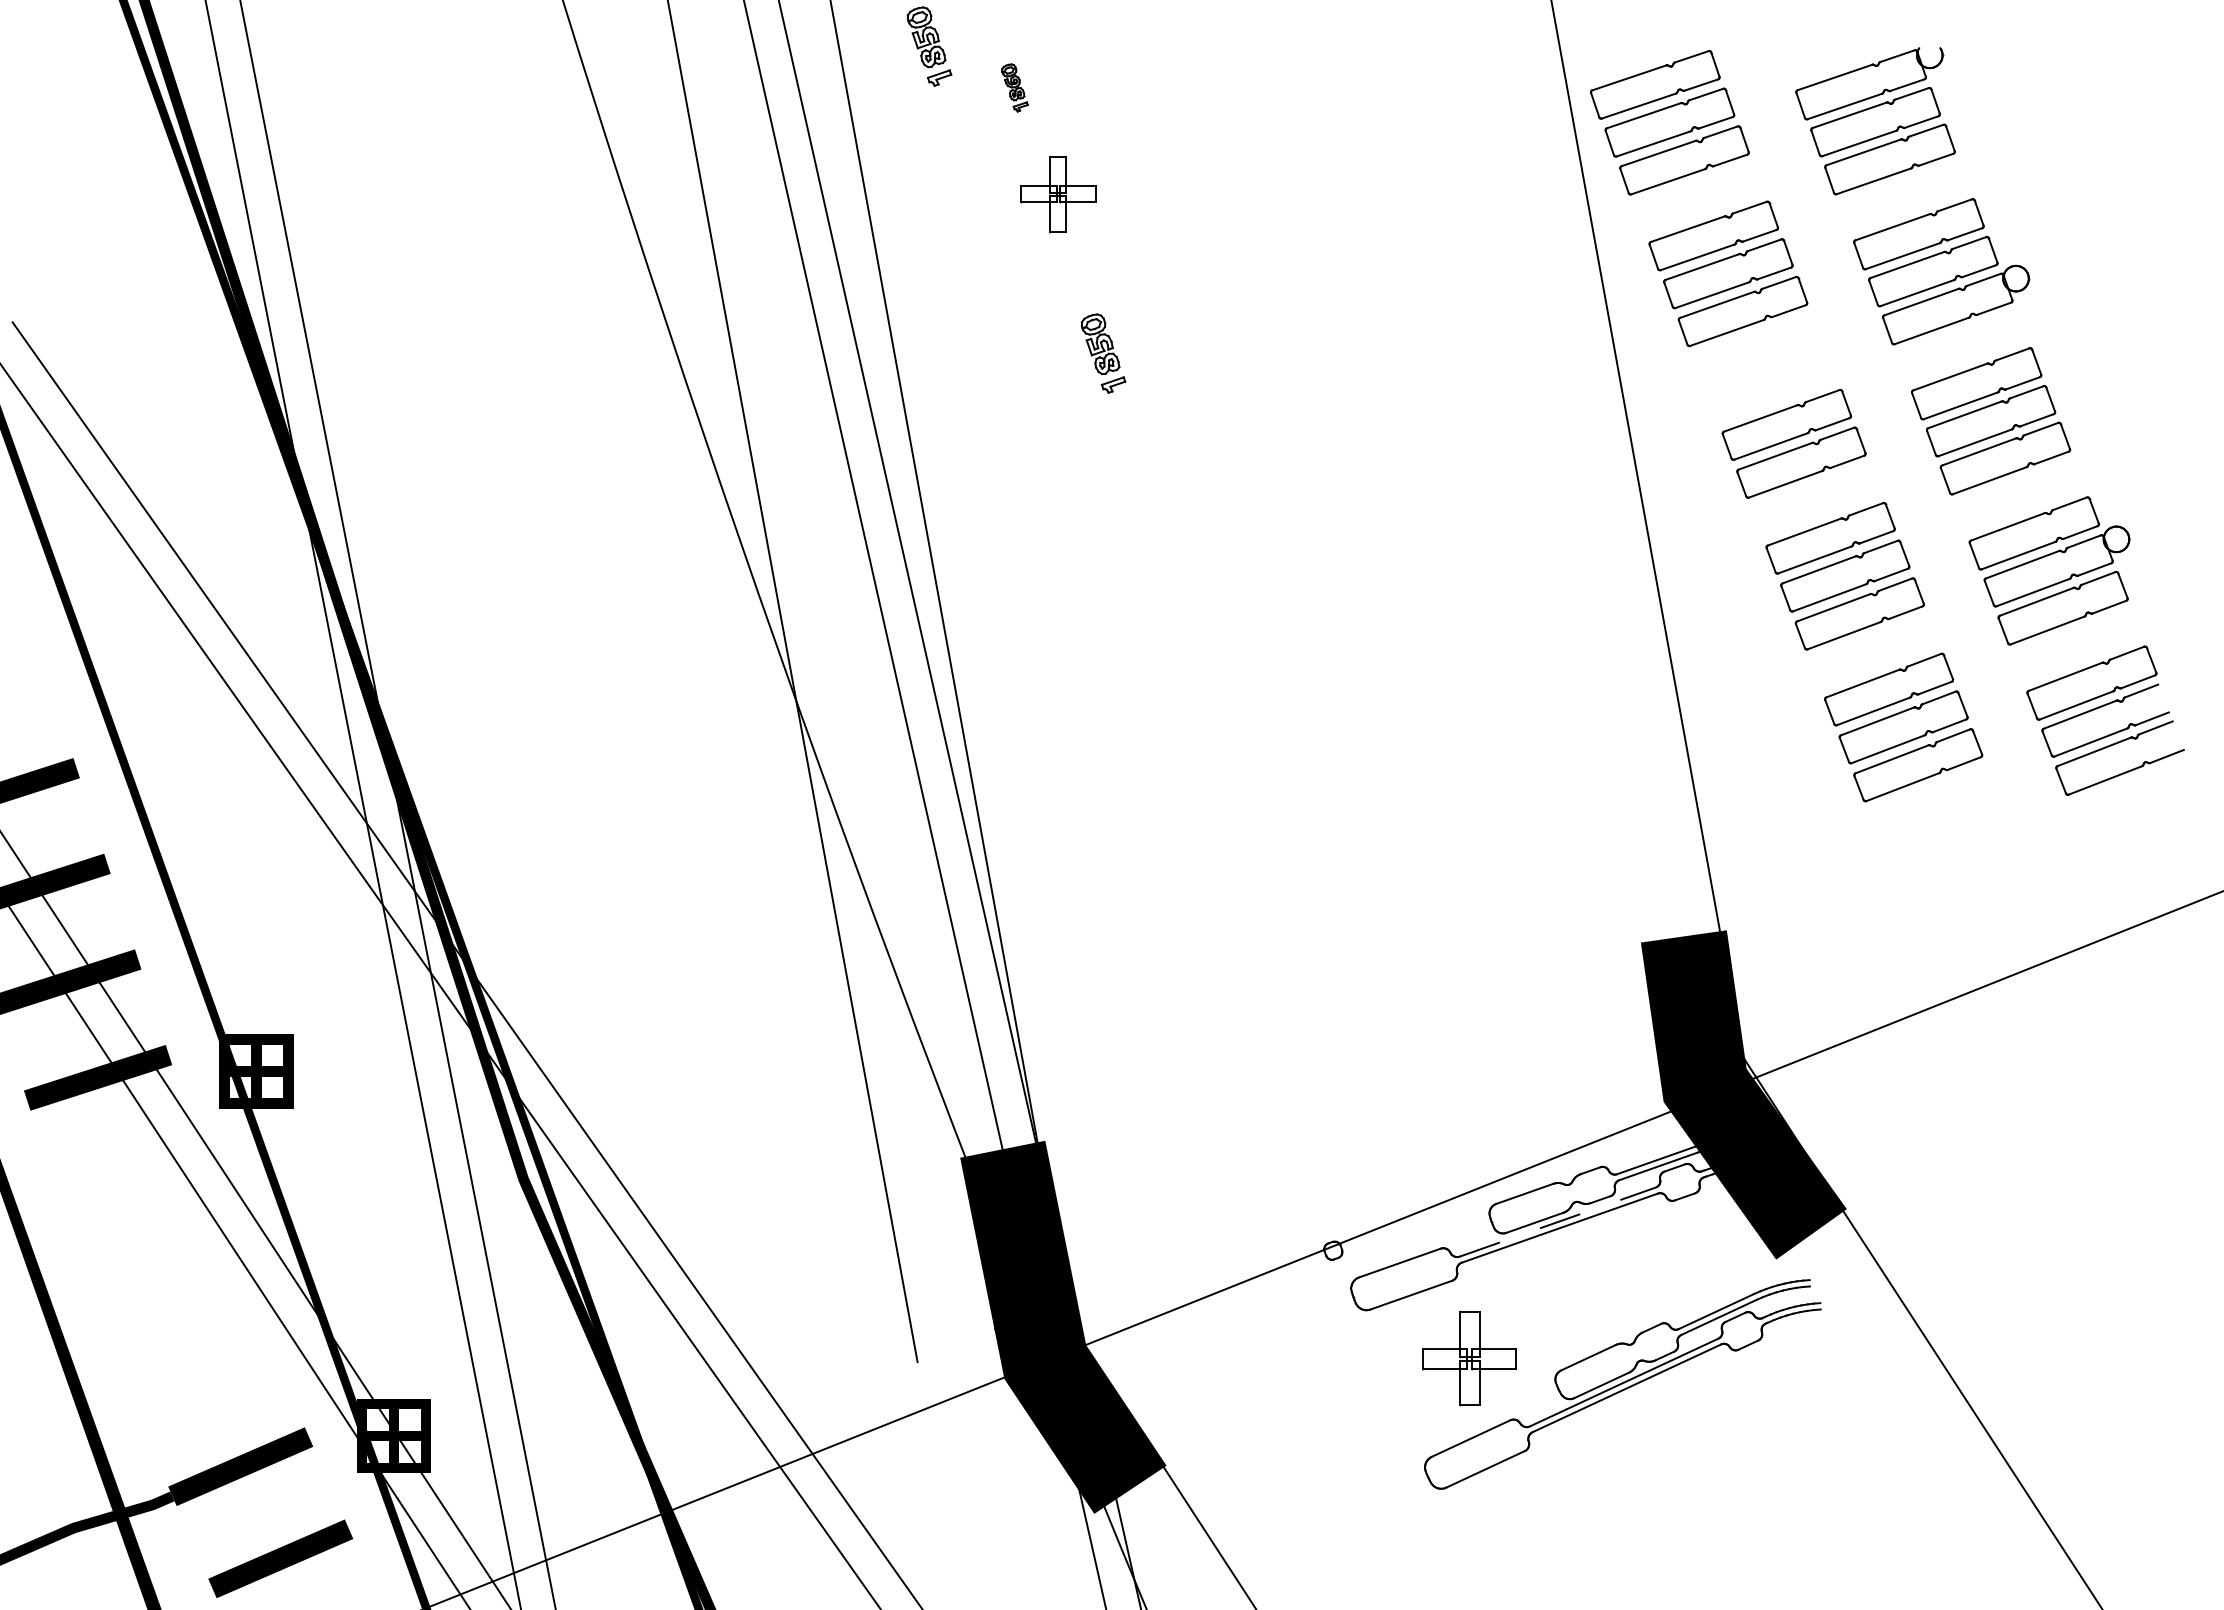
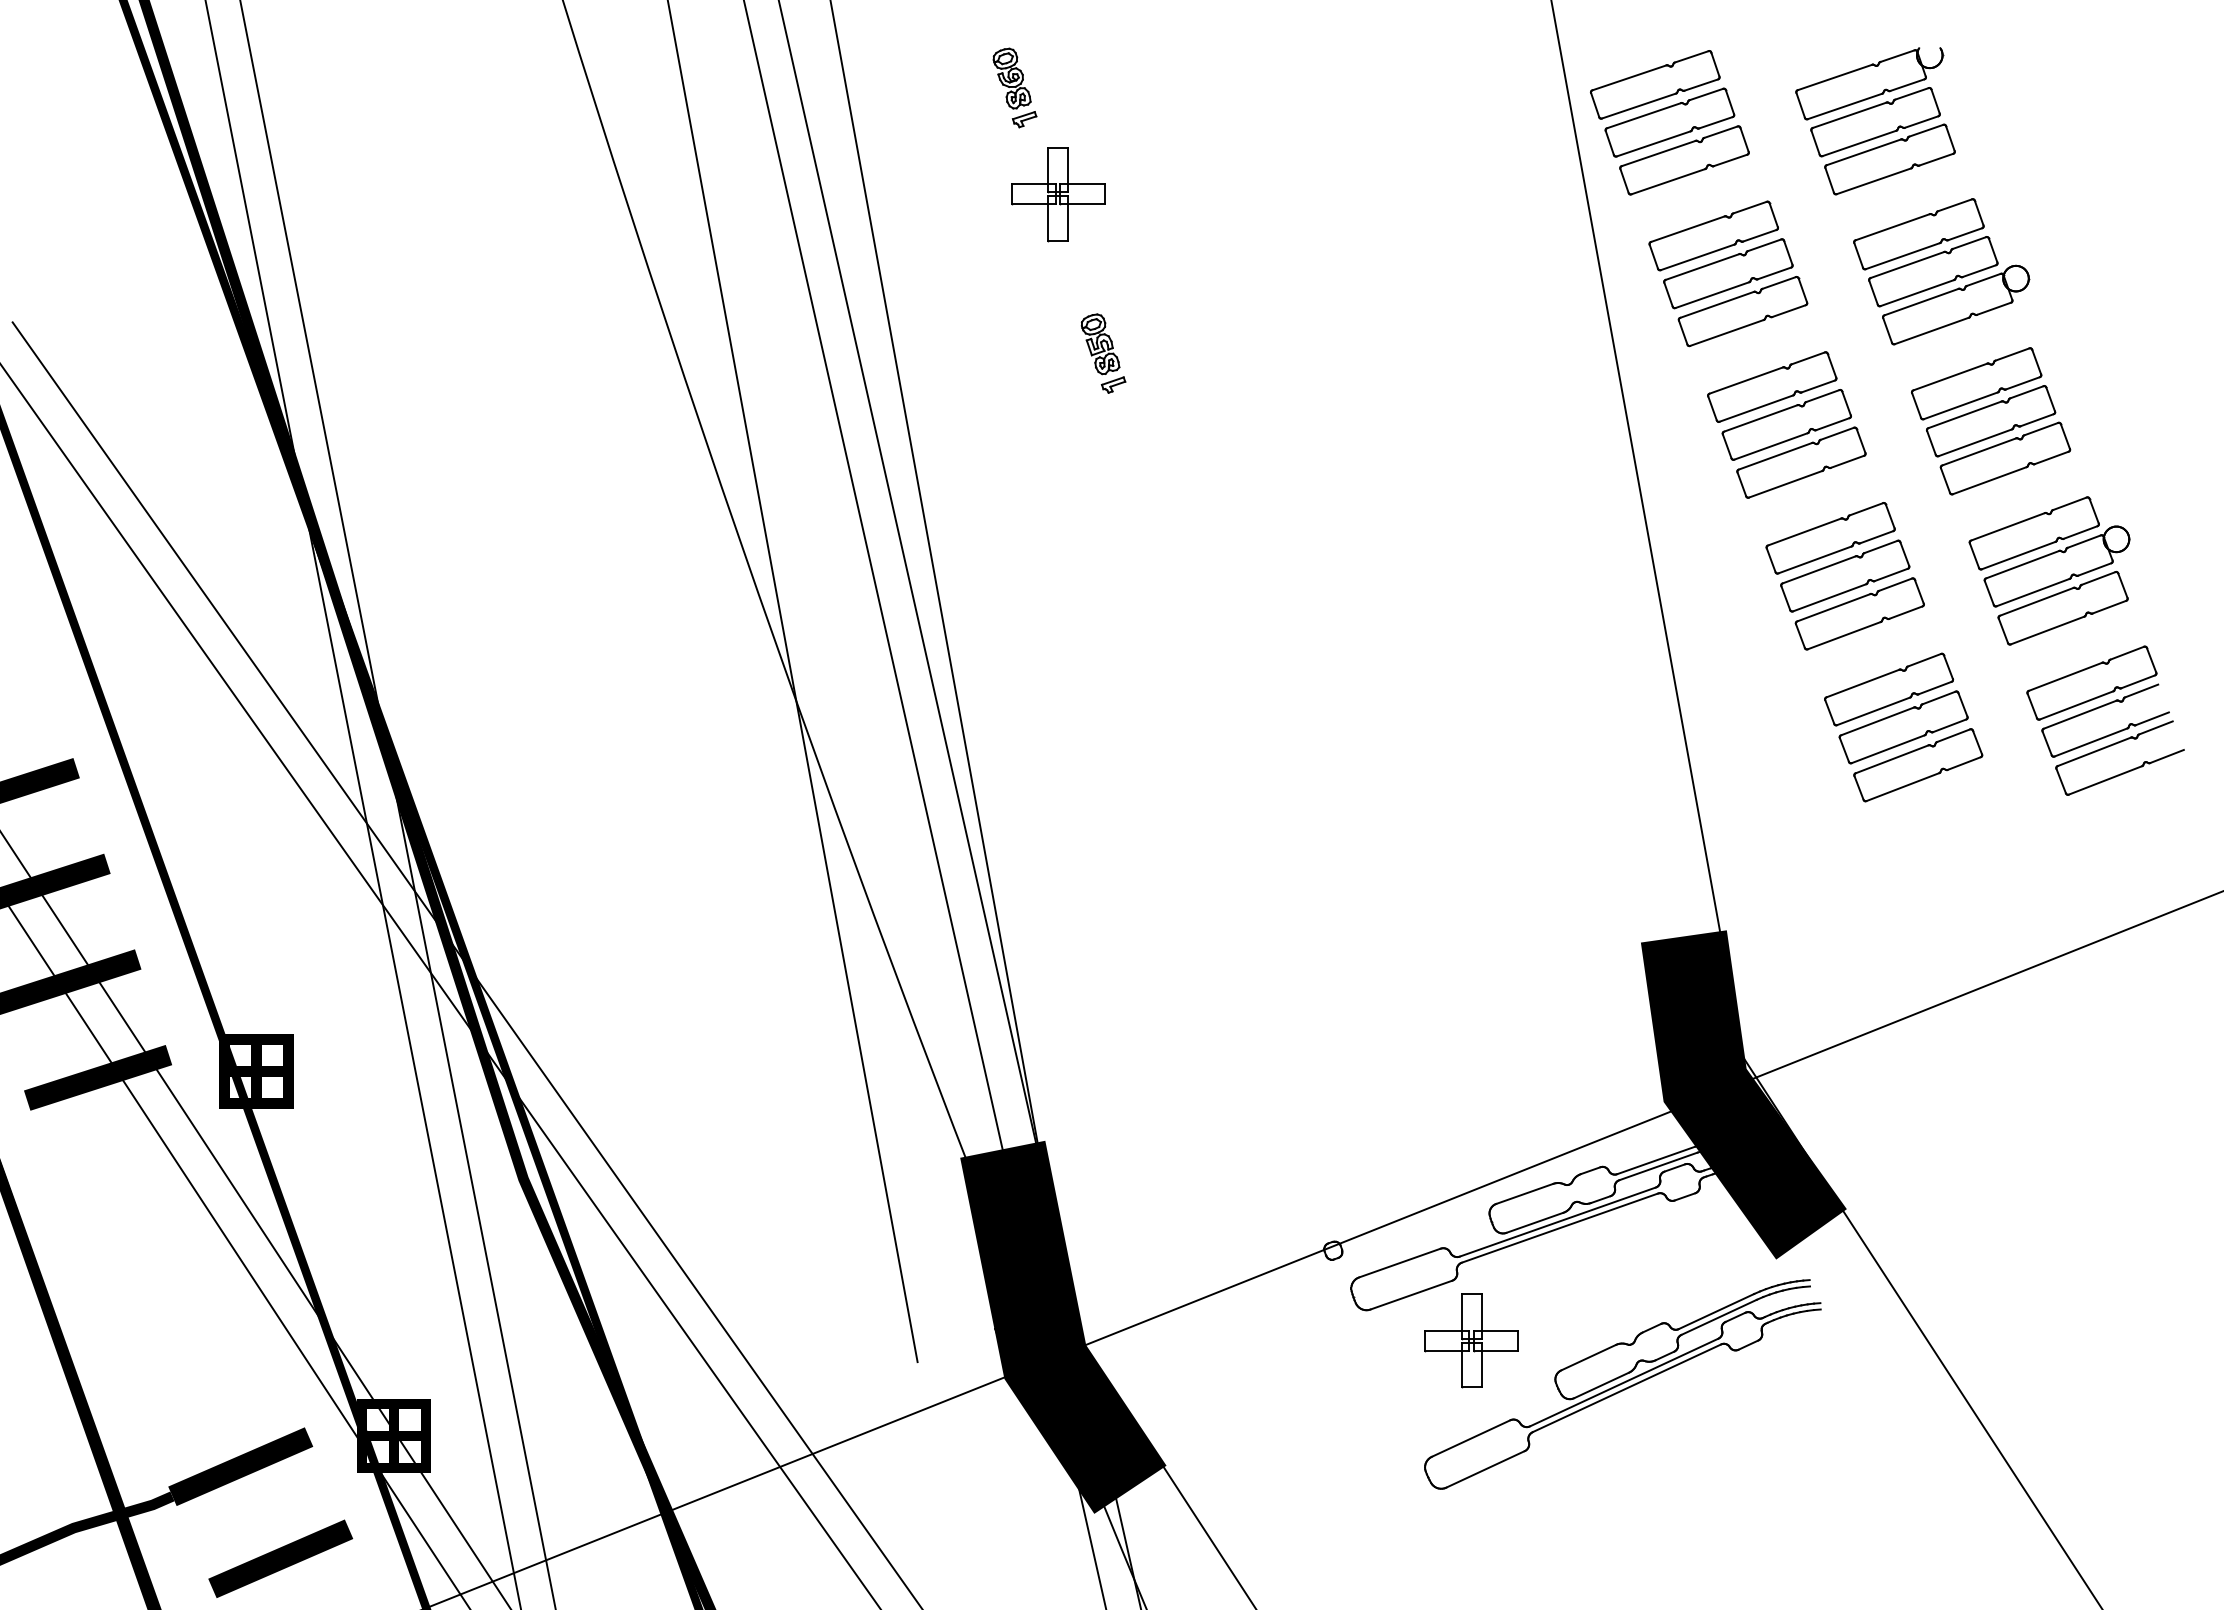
part: present -> none (929, 46)
part size: 28x50 px -> 46x82 px (1014, 87)
part size: 77x78 px -> 95x96 px (1058, 194)
part: none -> present (1772, 386)
line: dashed -> solid (1557, 1222)
part position: (1469, 1358) -> (1471, 1340) (1471, 1340)
